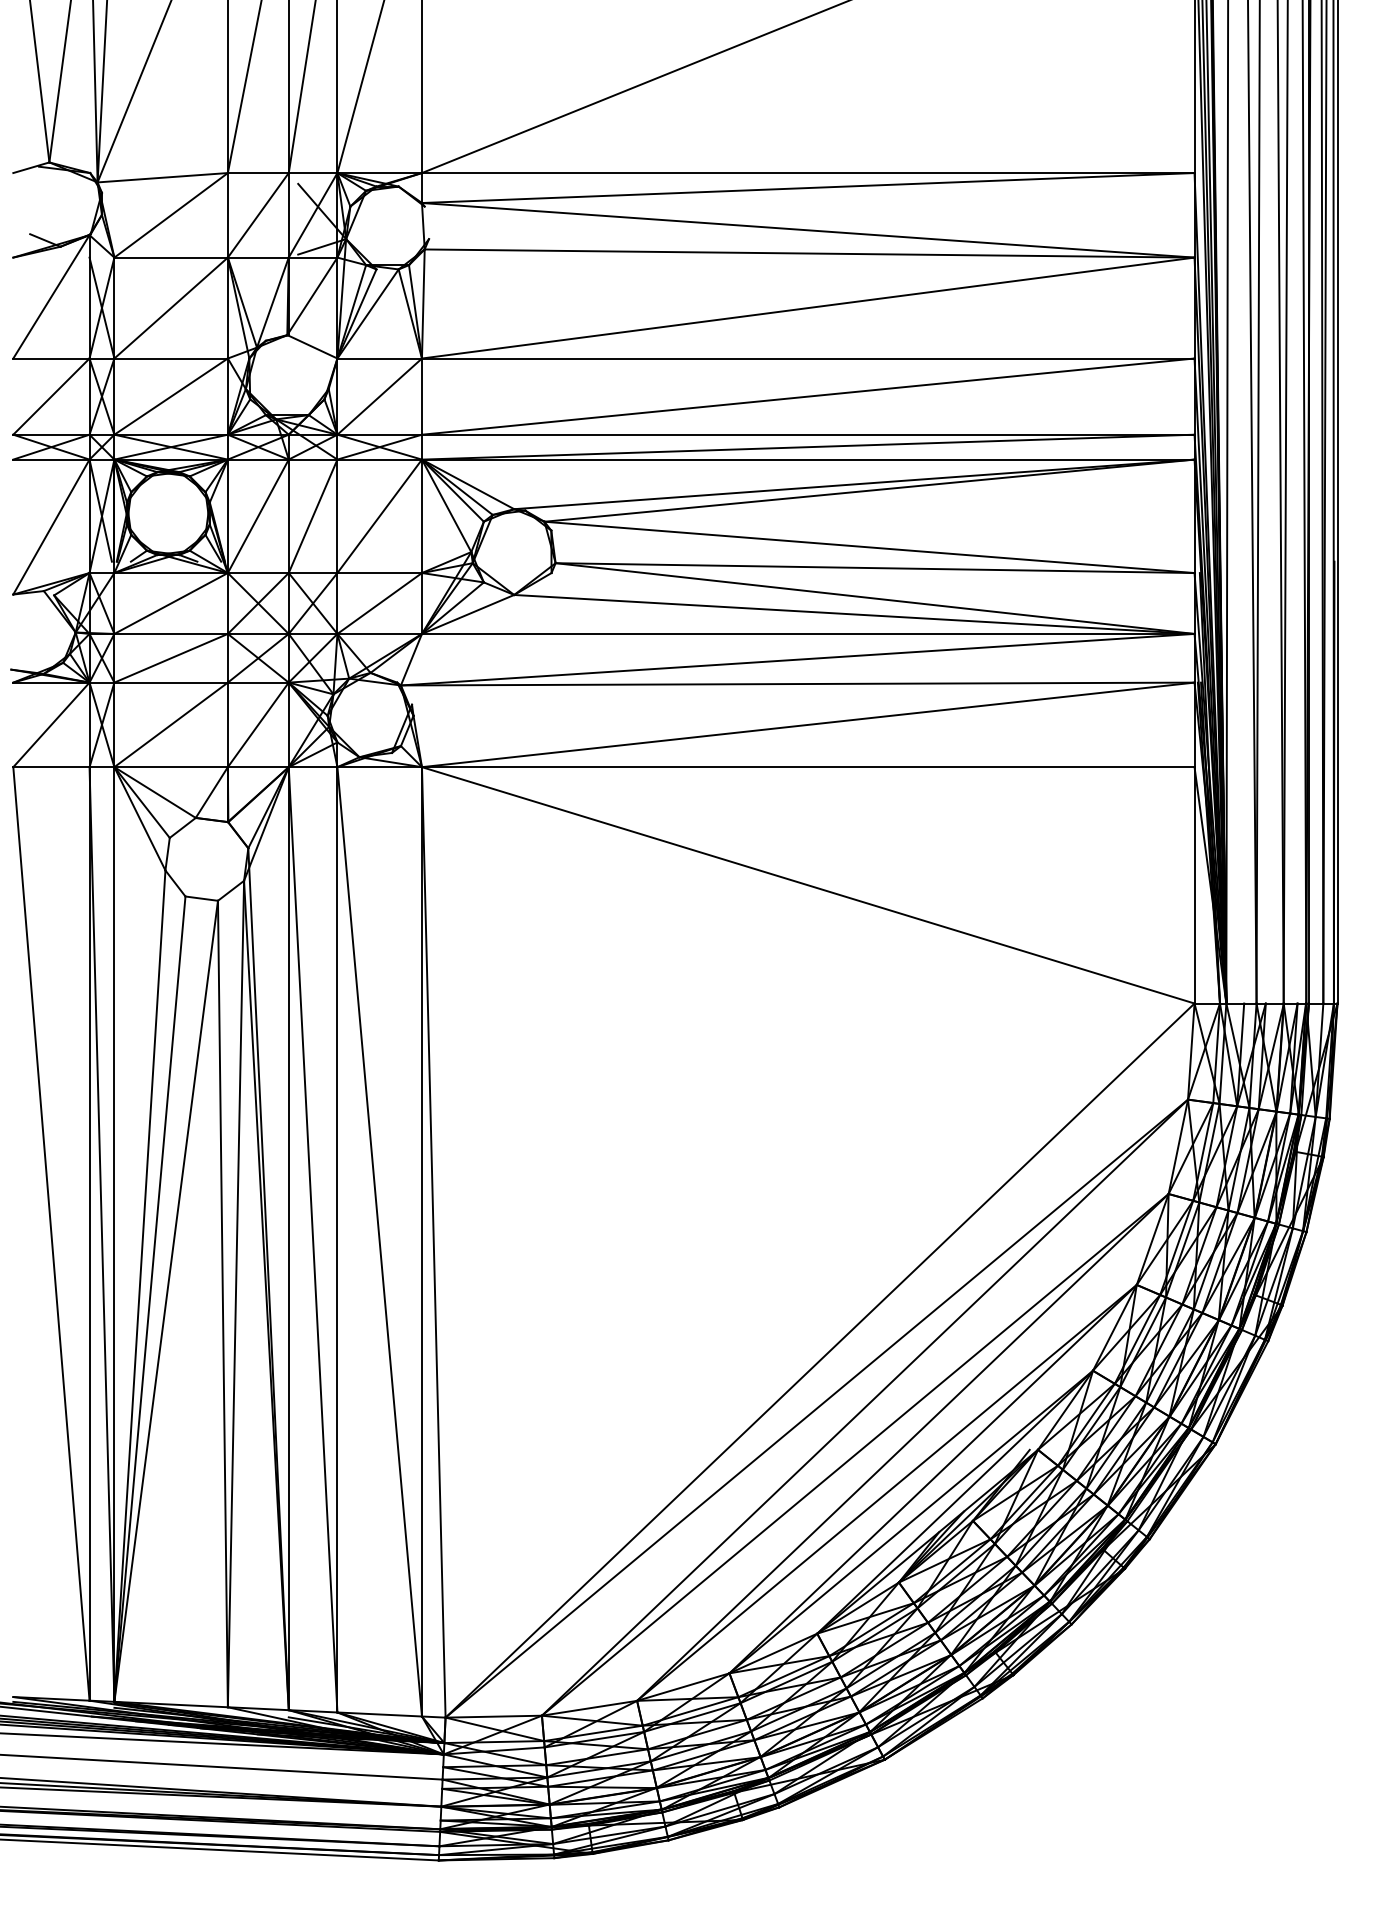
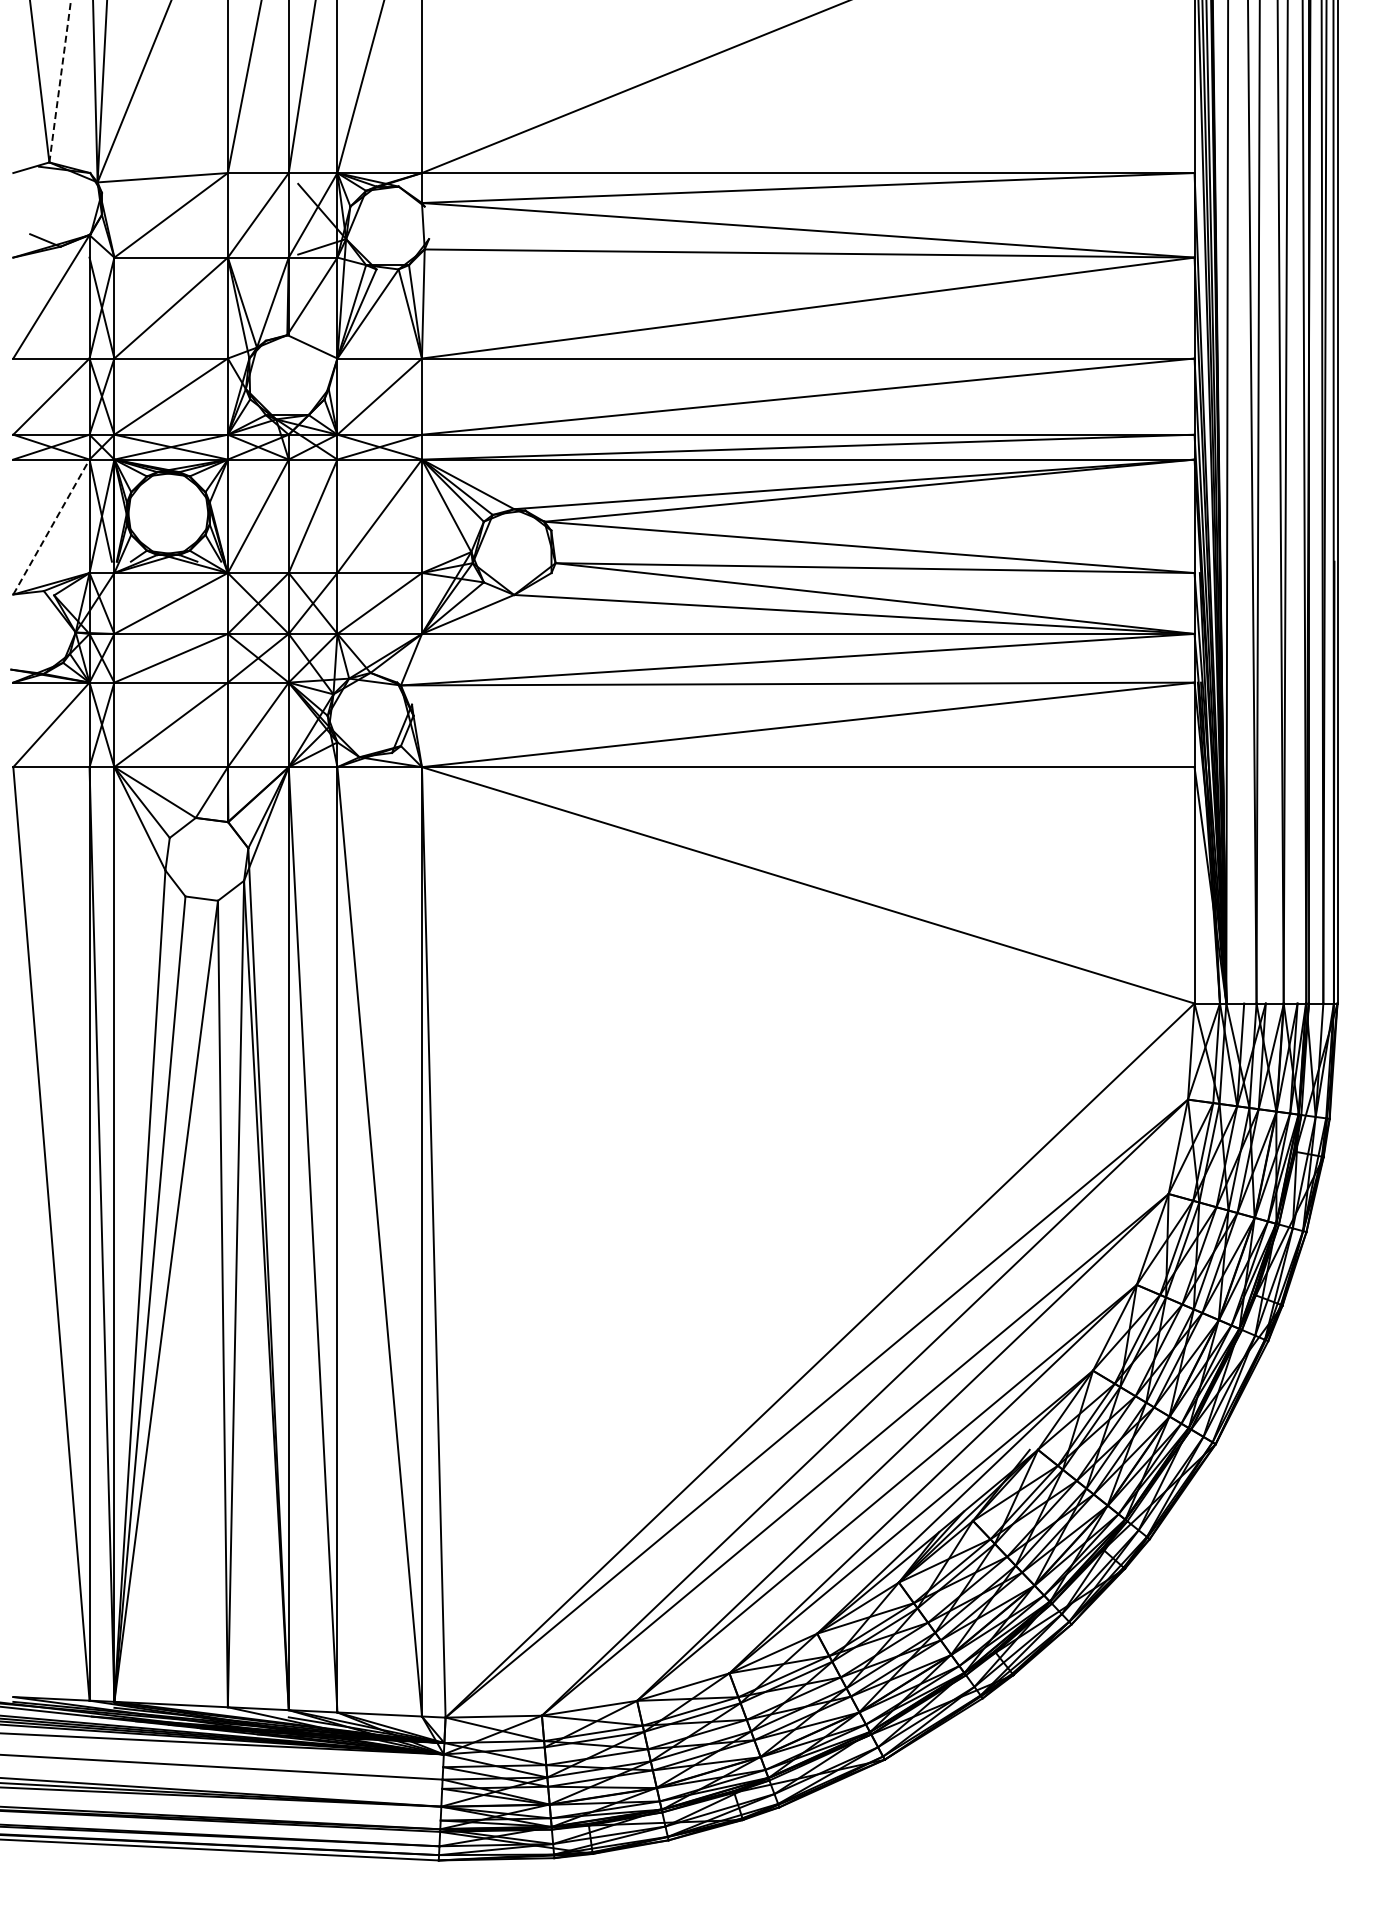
line: solid -> dashed (60, 81)
line: solid -> dashed (51, 526)
